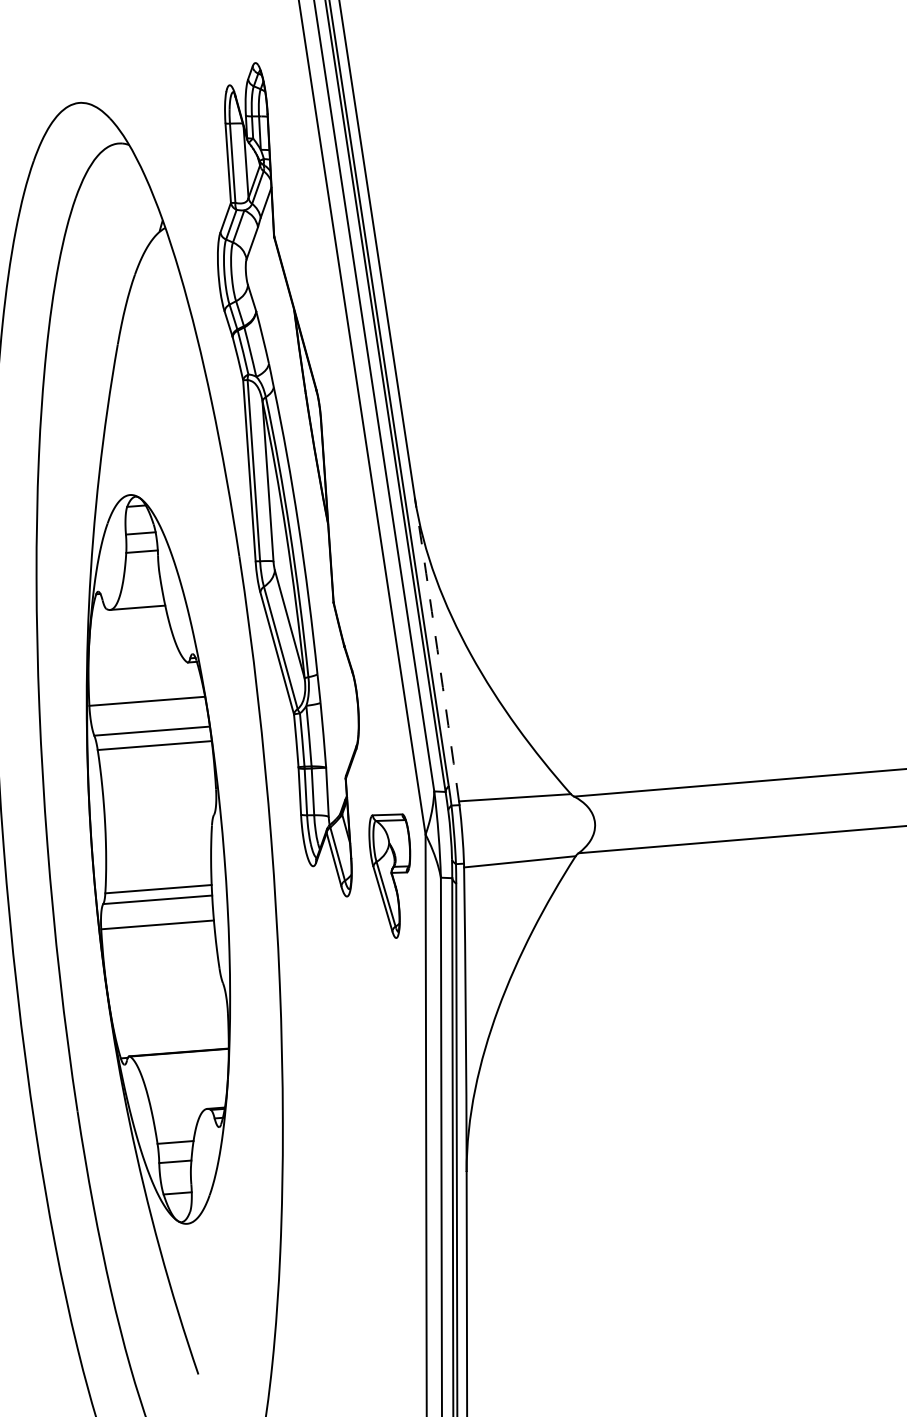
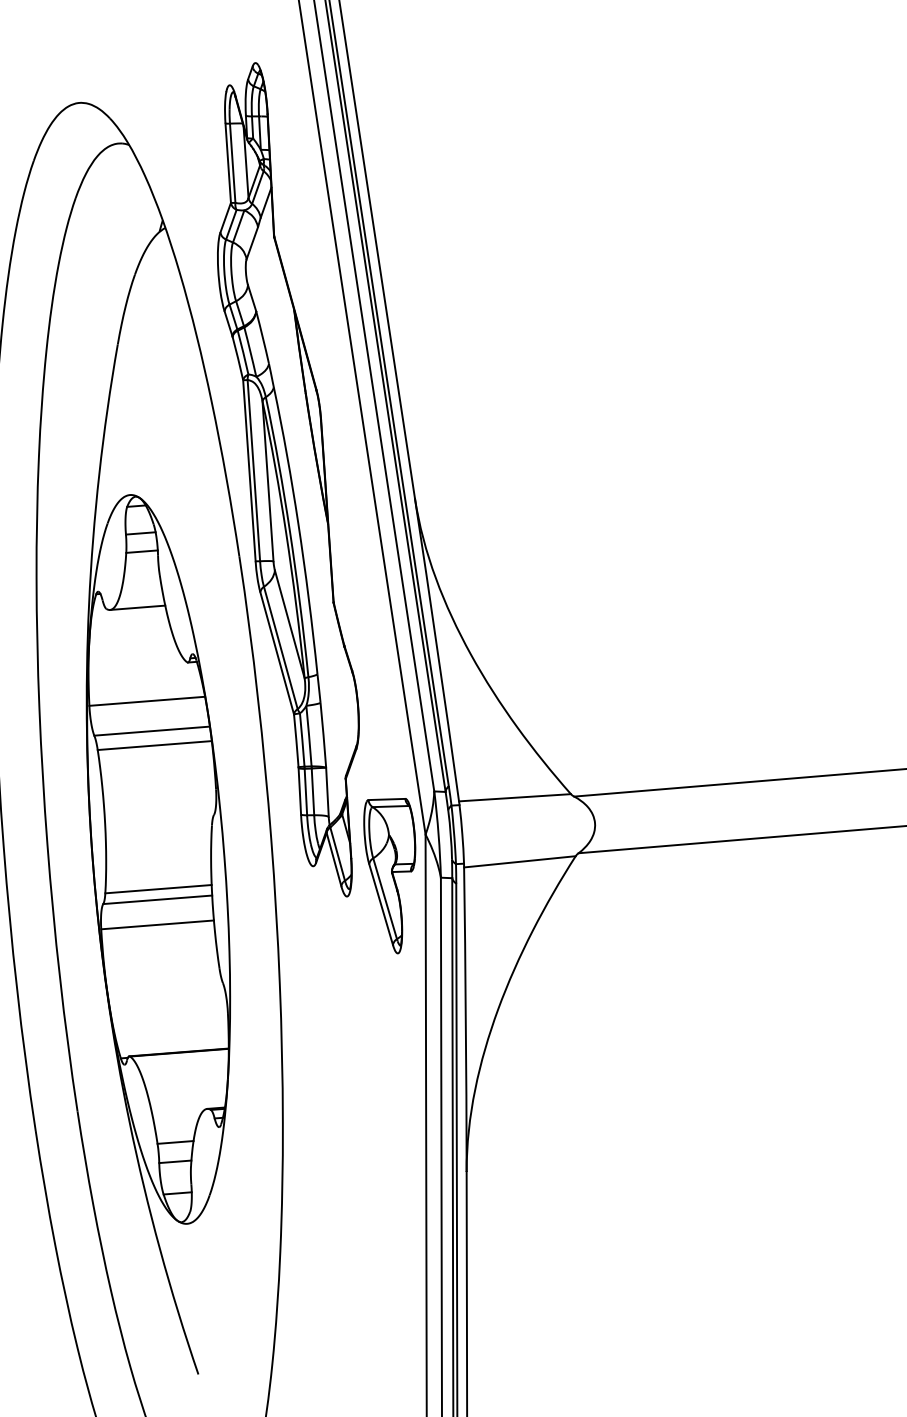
arc: dashed -> solid (437, 649)
part size: 44x126 px -> 54x157 px (389, 876)
